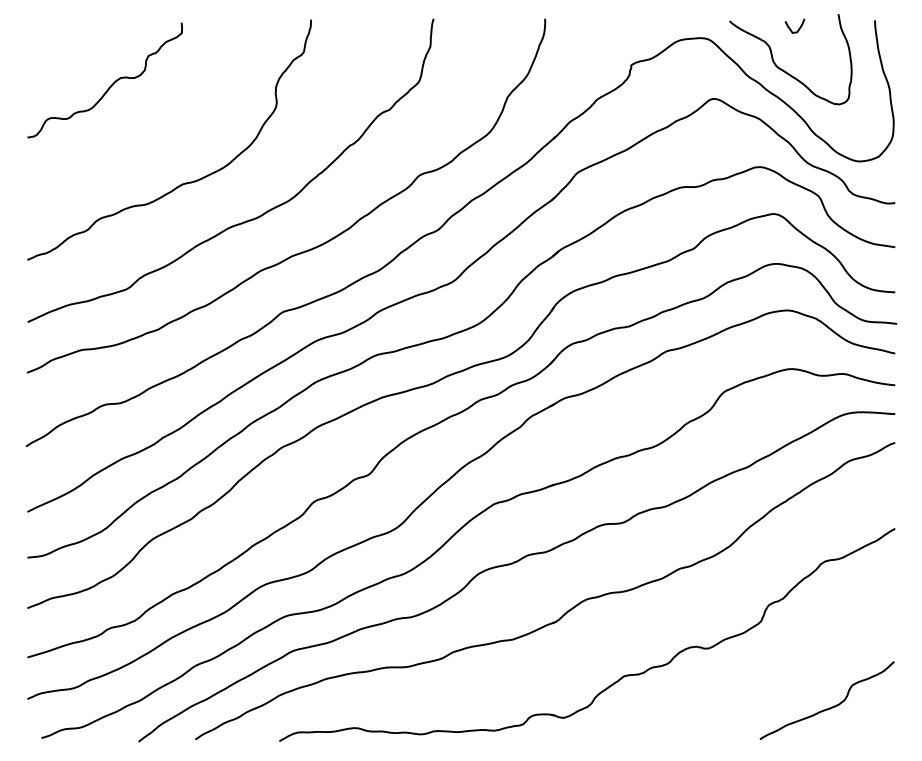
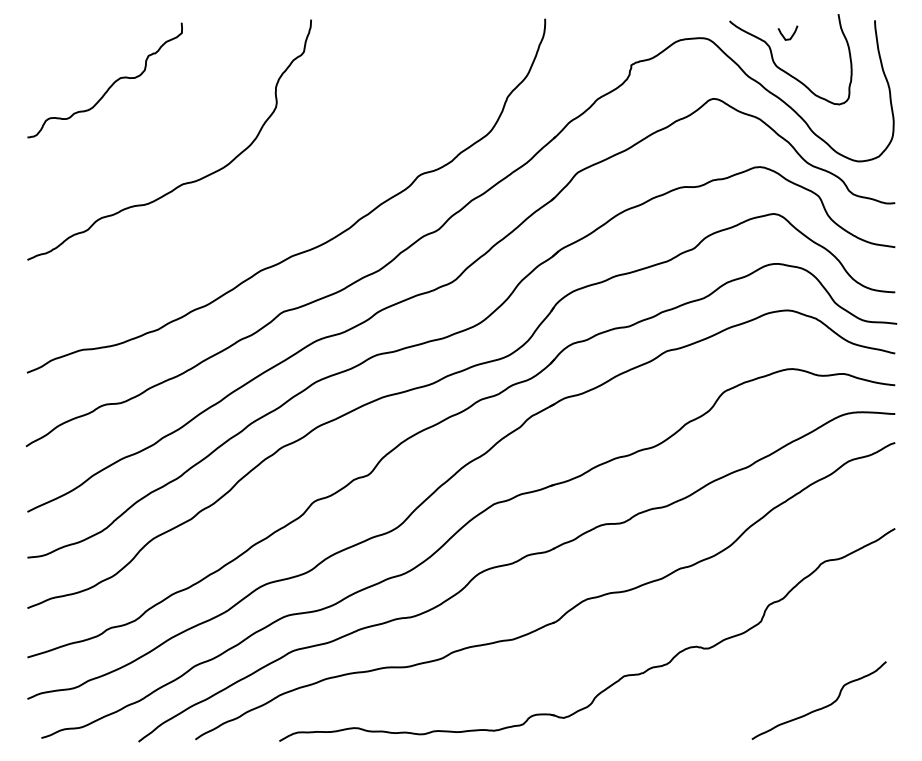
curve position: (790, 28) -> (783, 35) (783, 35)
curve: present -> none (246, 220)
curve position: (829, 707) -> (821, 707) (821, 707)
